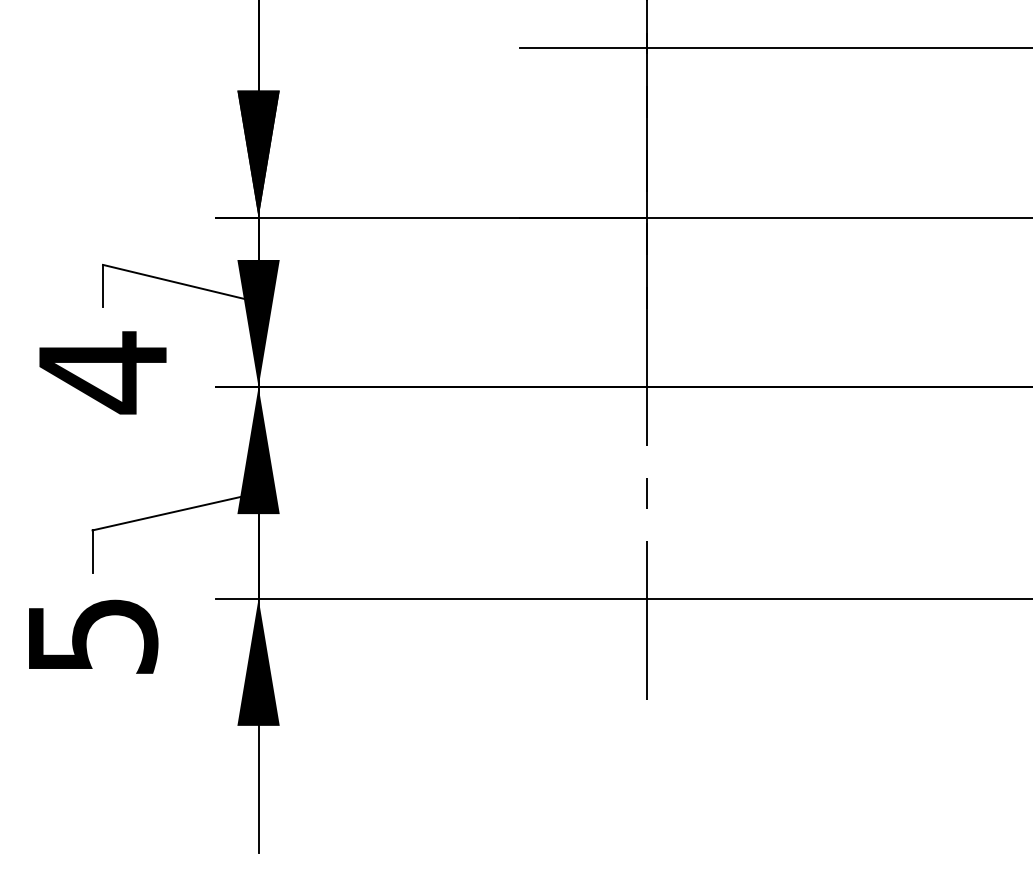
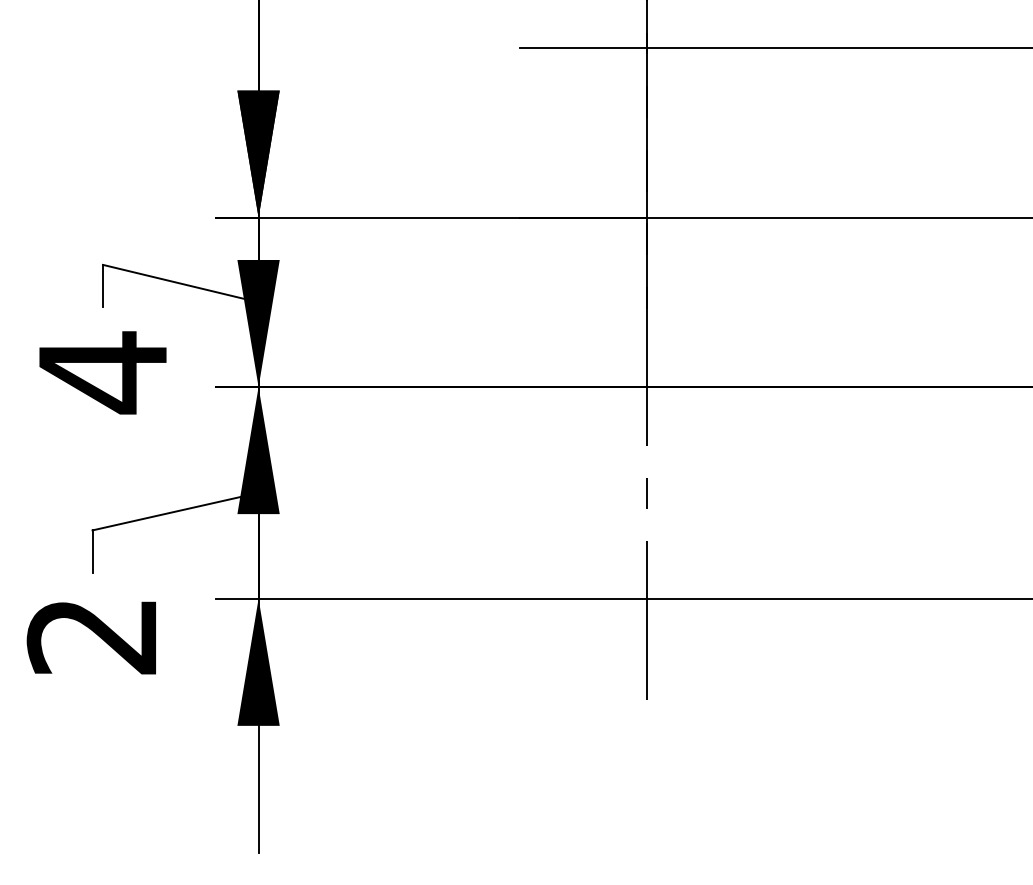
text: 5 -> 2 (92, 636)
